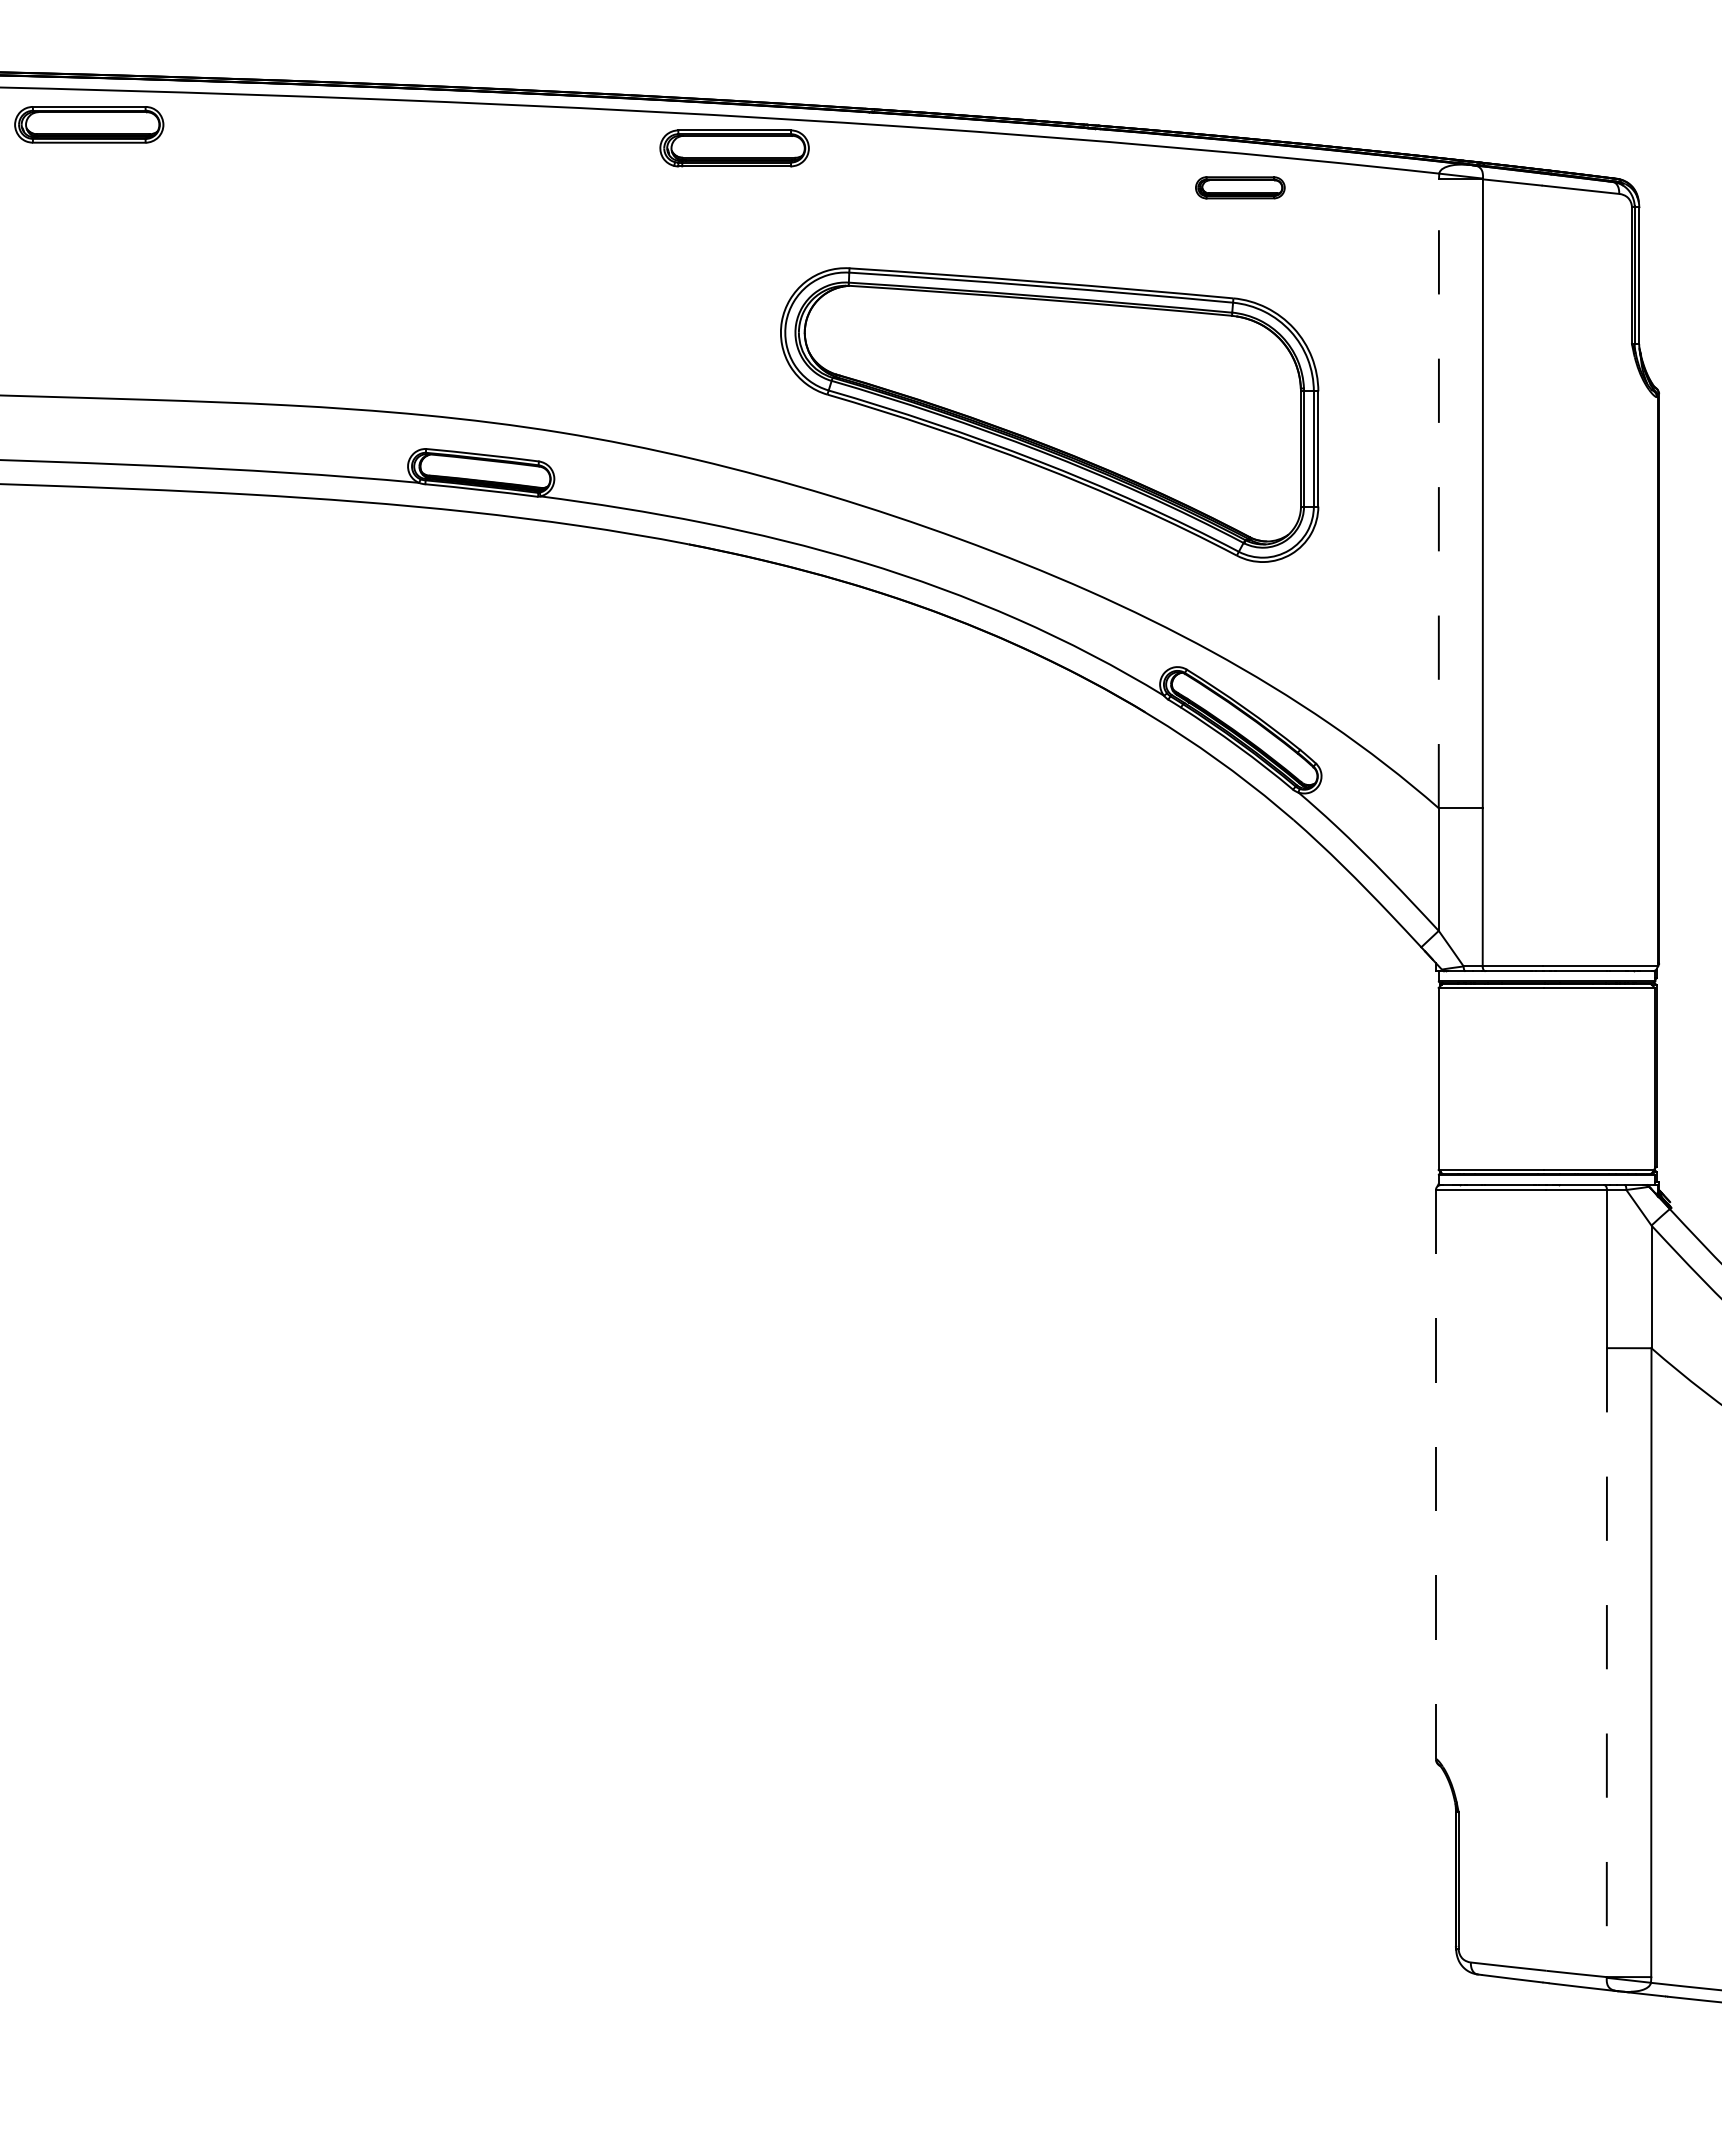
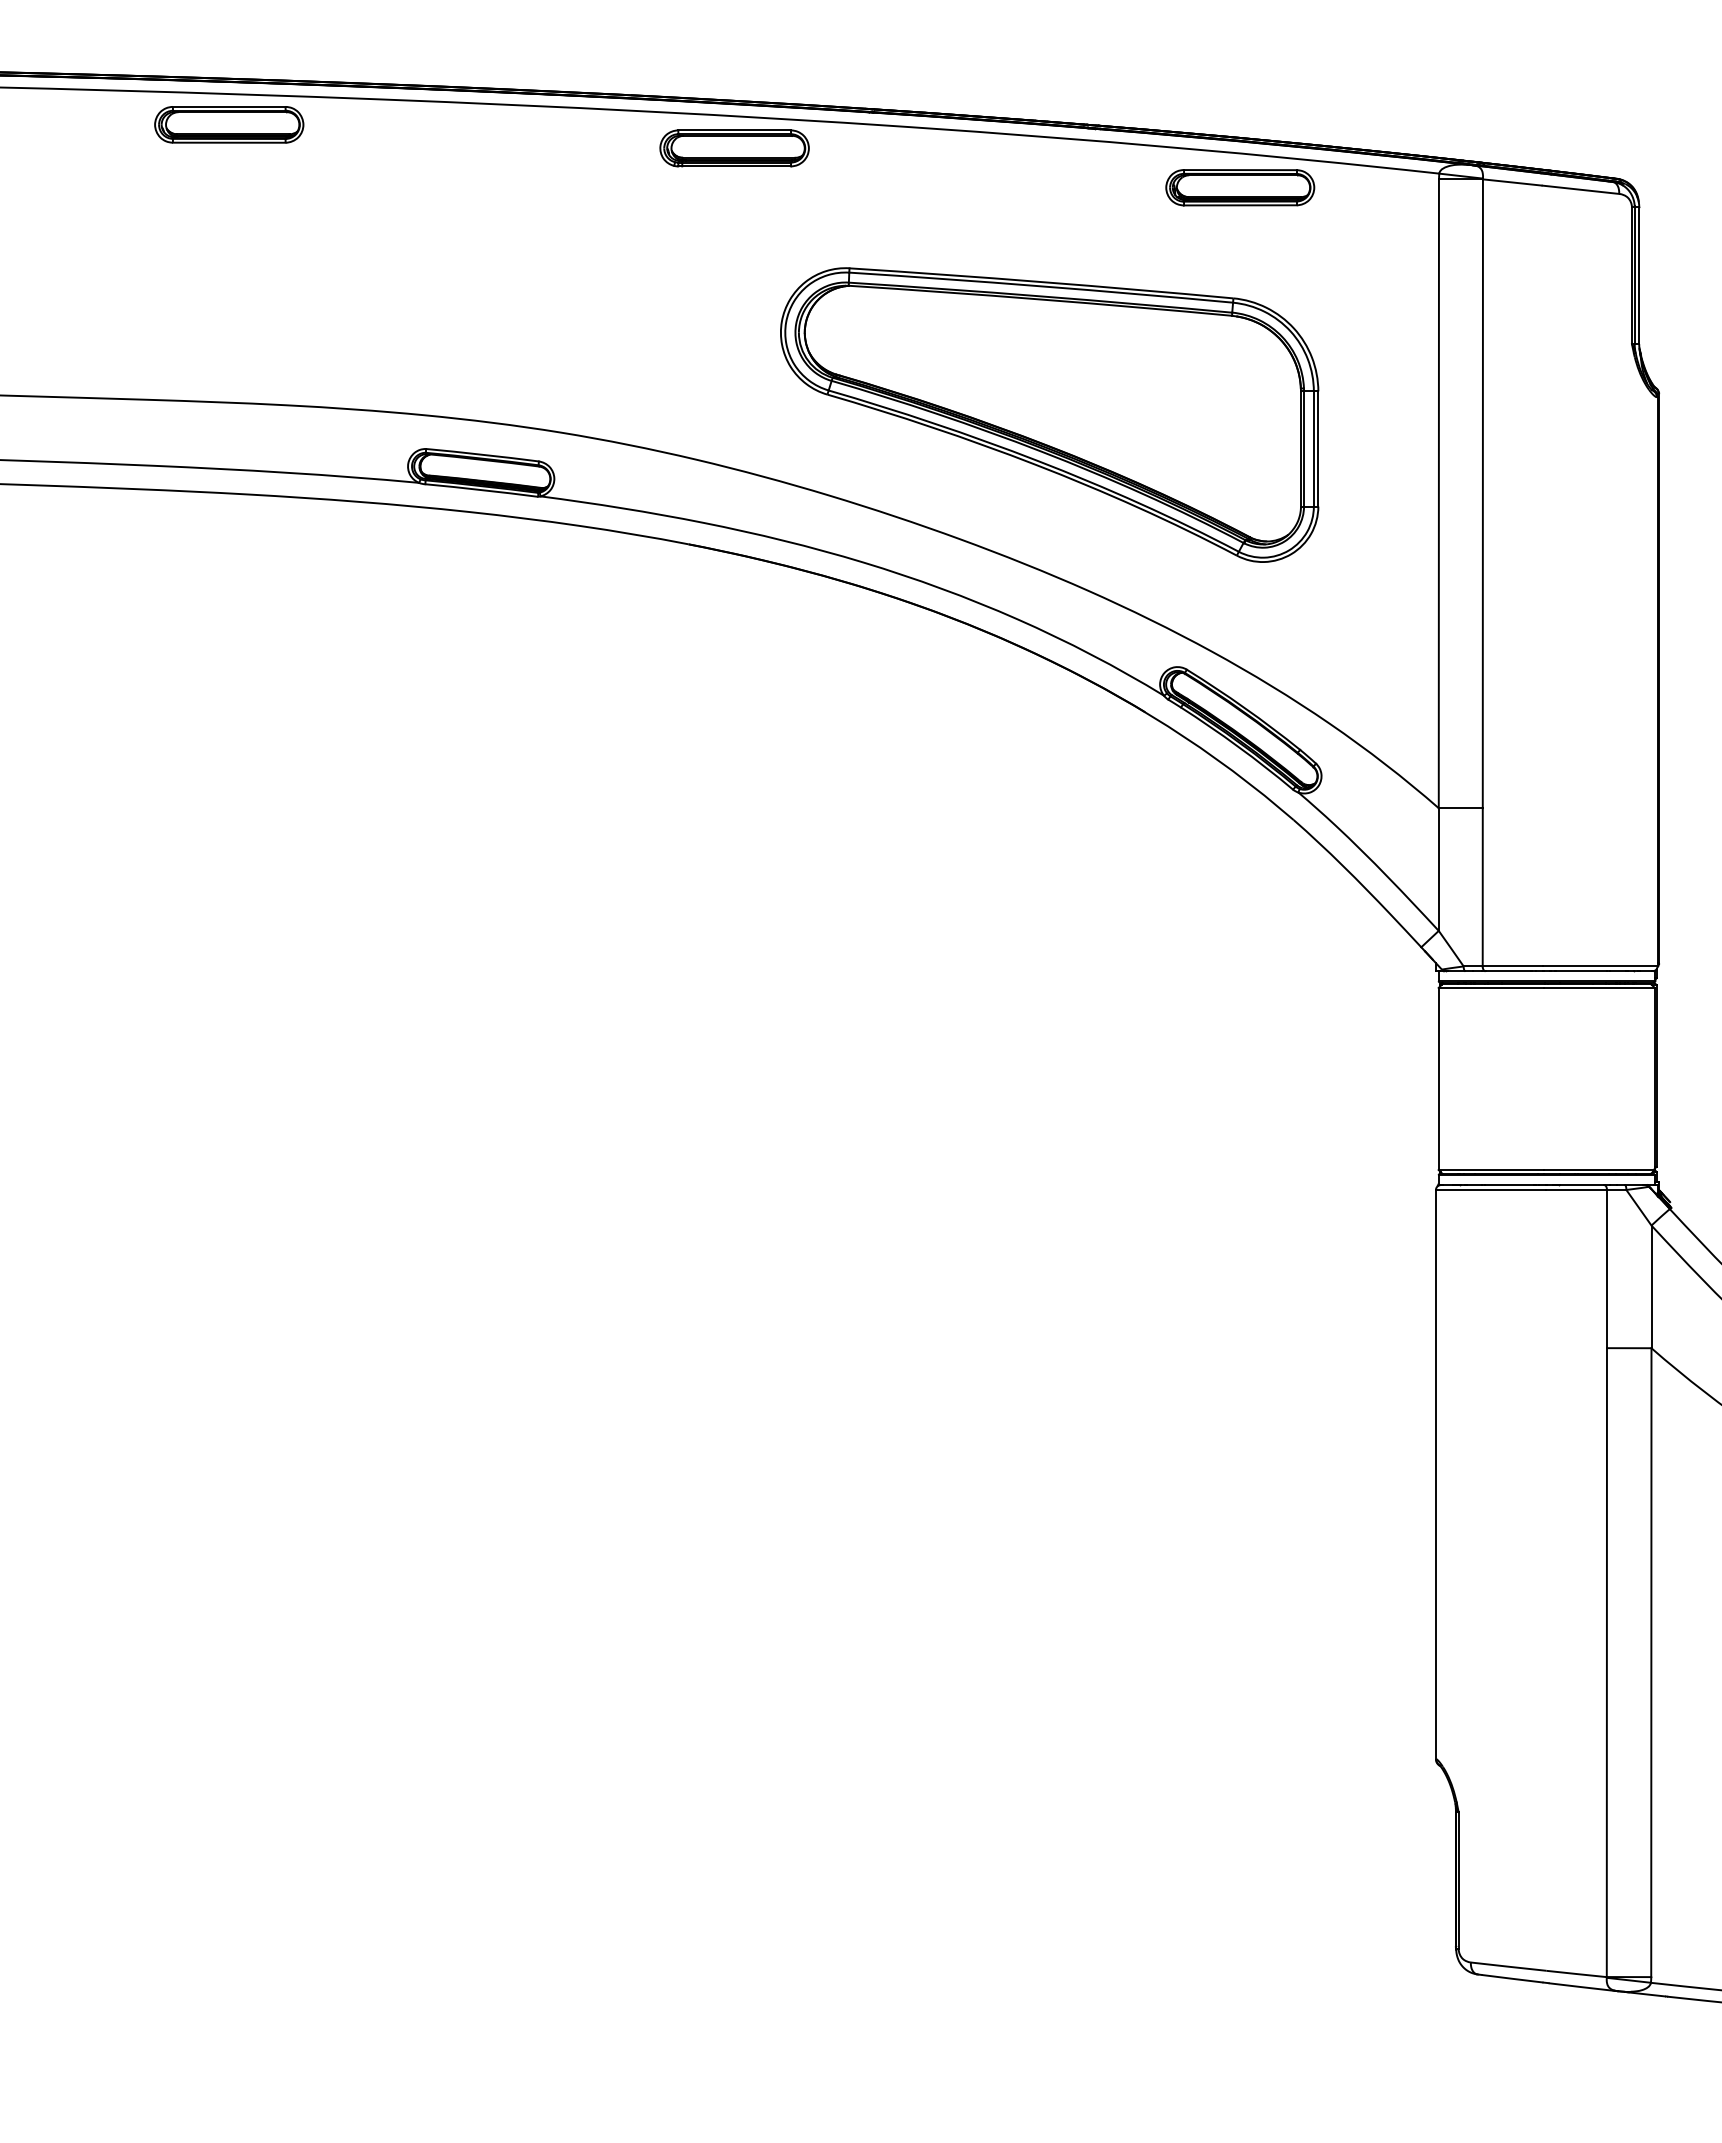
part position: (89, 124) -> (229, 124) (229, 124)
part size: 91x24 px -> 151x38 px (1240, 187)
line: dashed -> solid (1438, 493)
line: dashed -> solid (1435, 1474)
line: dashed -> solid (1606, 1663)
